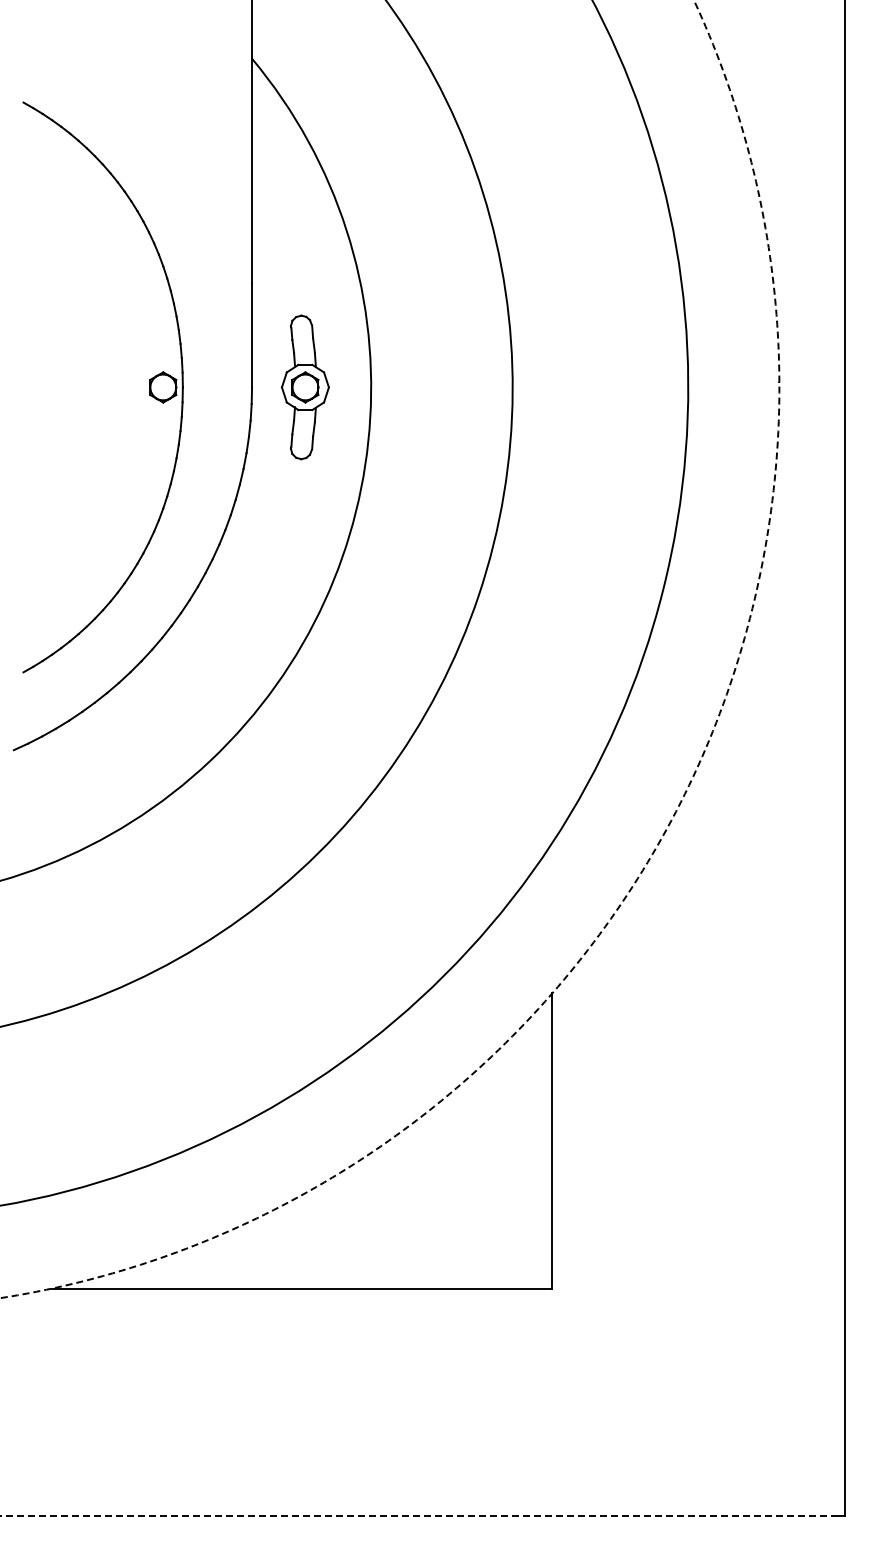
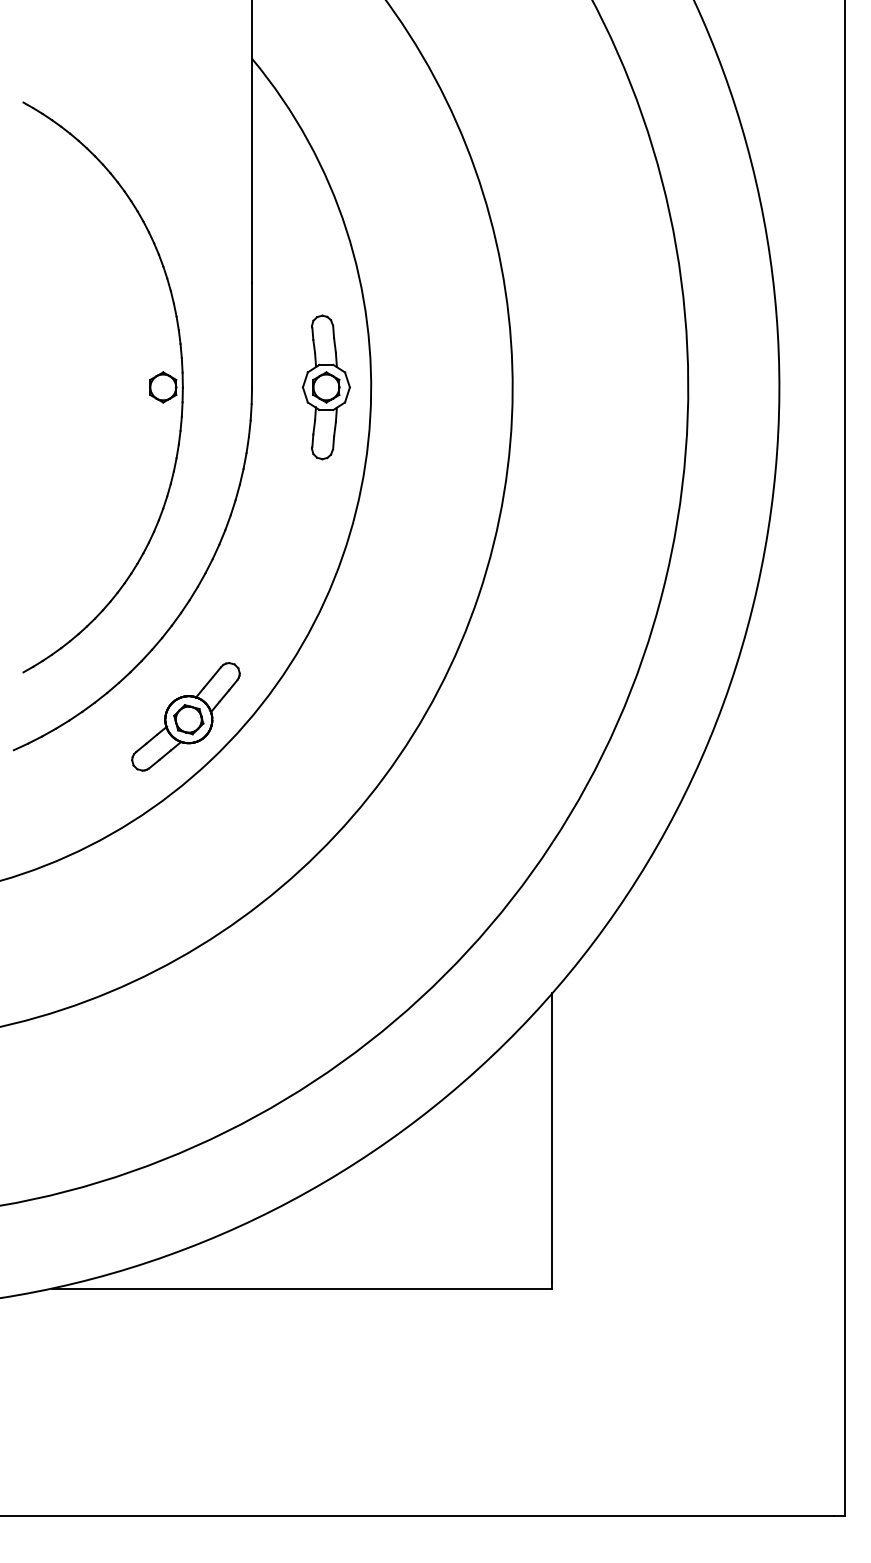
part position: (304, 387) -> (325, 387) (325, 387)
part: none -> present (185, 716)
arc: dashed -> solid (670, 822)
line: dashed -> solid (417, 1516)
